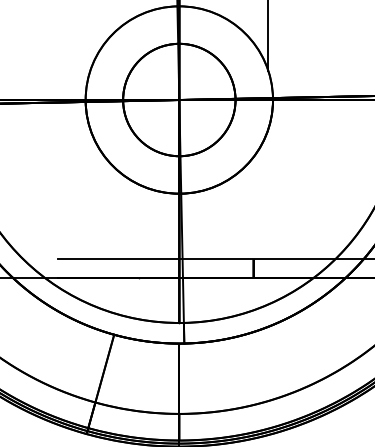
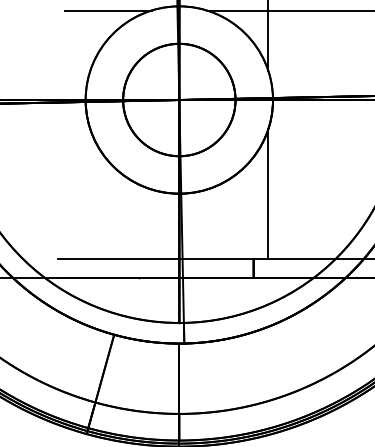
line: none -> present (107, 10)
line: none -> present (289, 10)
line: none -> present (268, 193)
